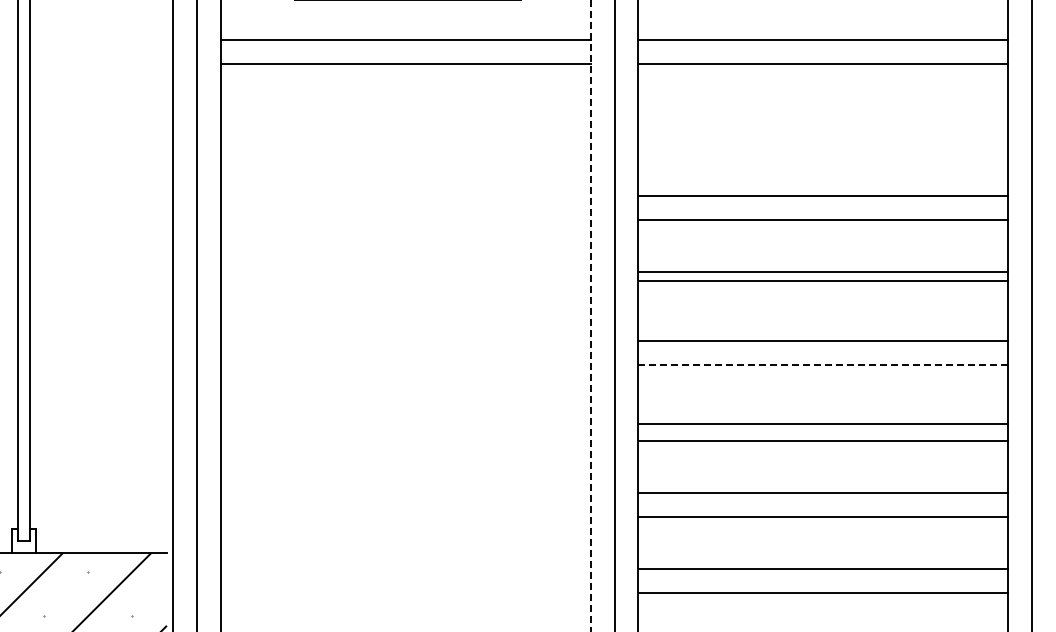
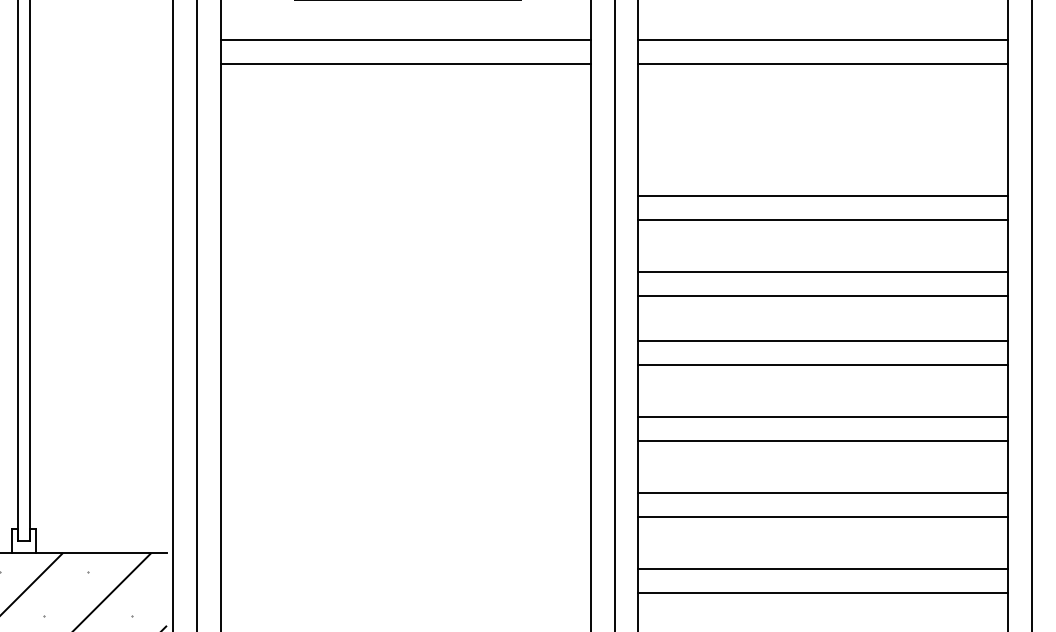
line position: (823, 280) -> (823, 295) (823, 295)
line: dashed -> solid (590, 316)
line: dashed -> solid (823, 365)
line position: (823, 424) -> (823, 417) (823, 417)
